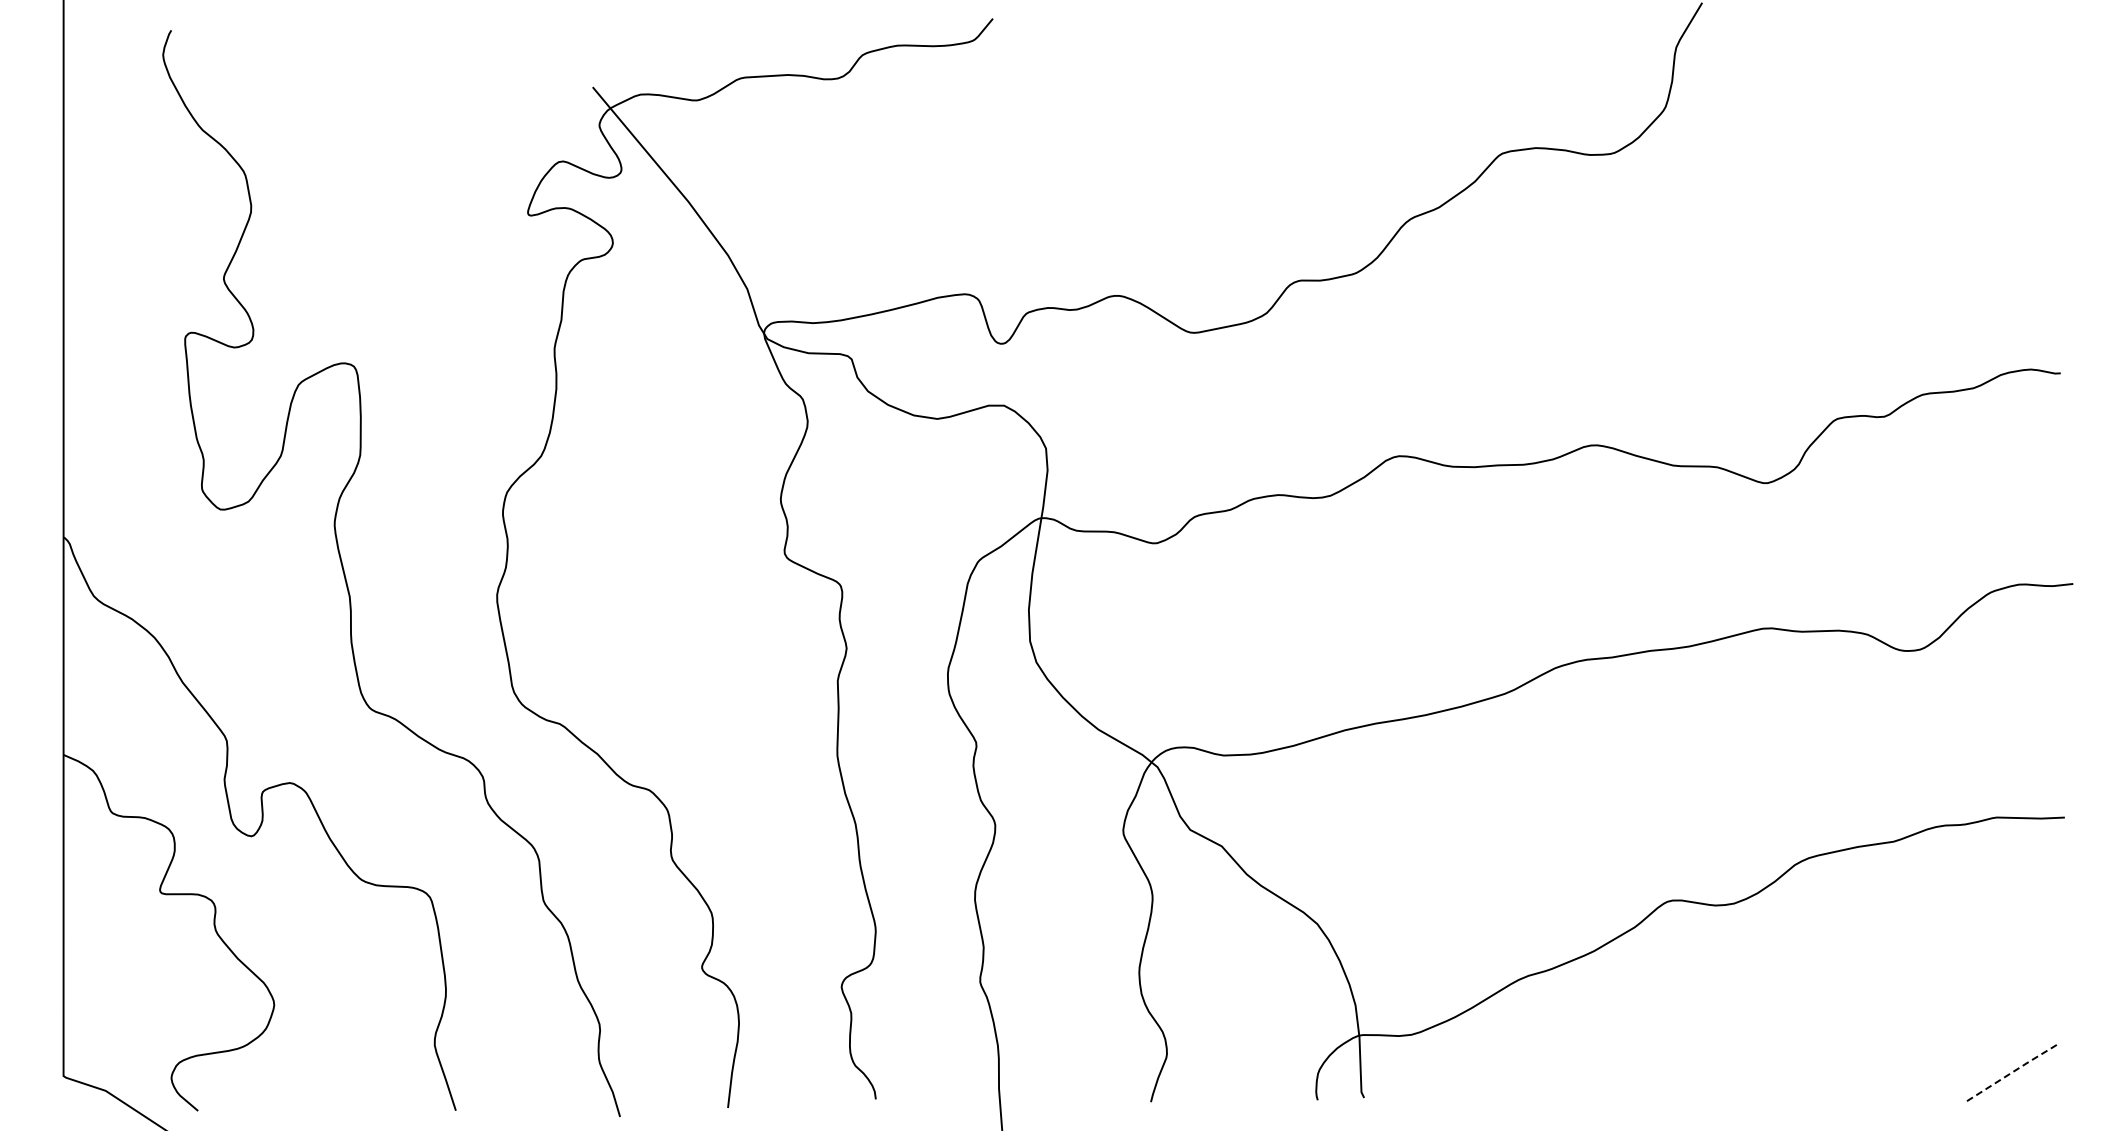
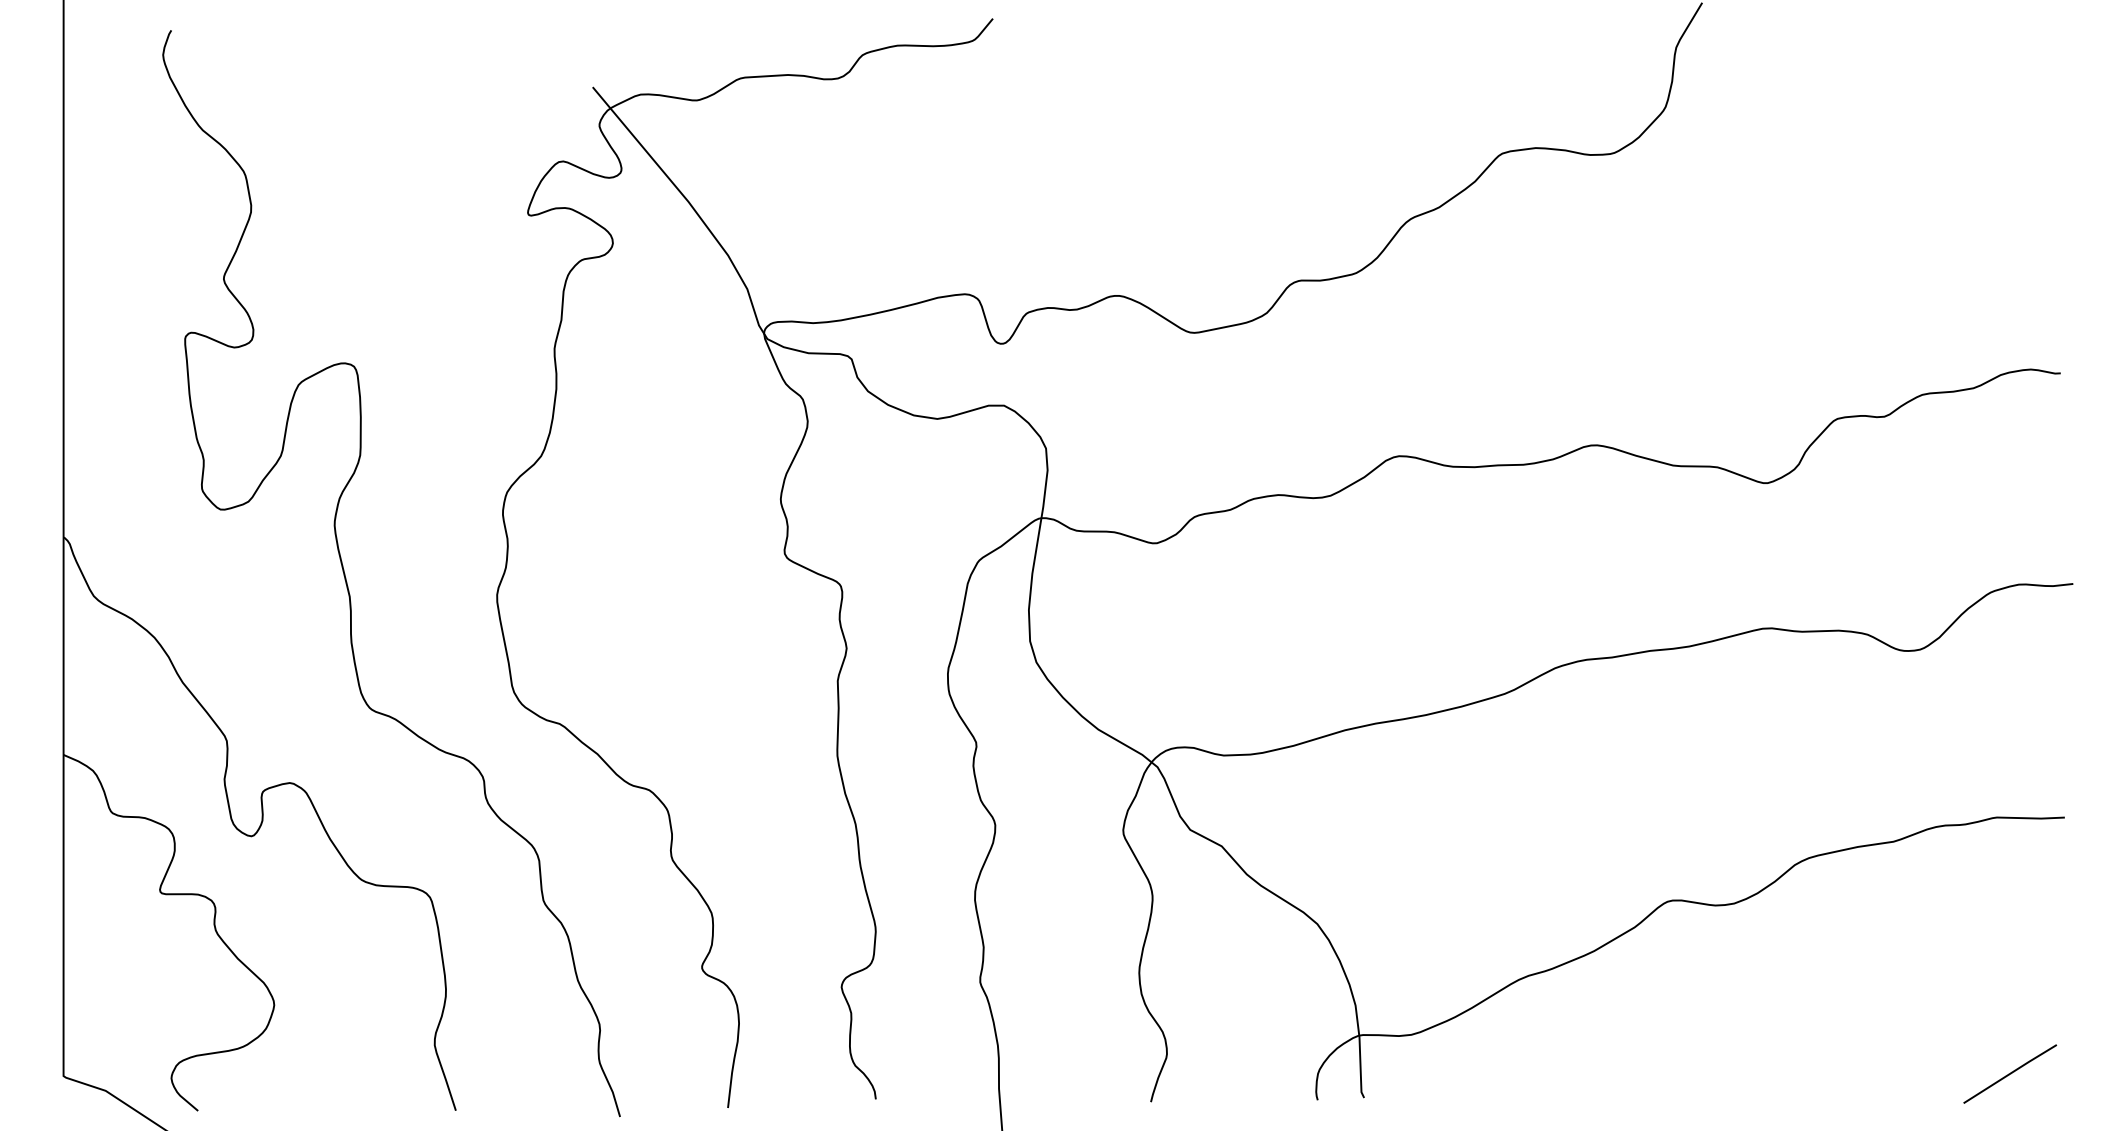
line: dashed -> solid (2010, 1073)
